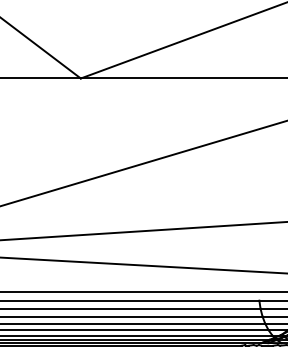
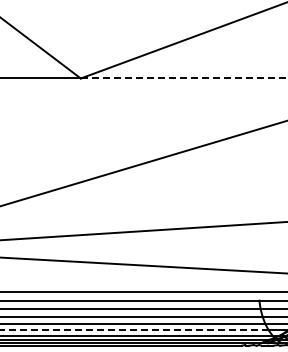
line: solid -> dashed (184, 78)
line: solid -> dashed (134, 330)
